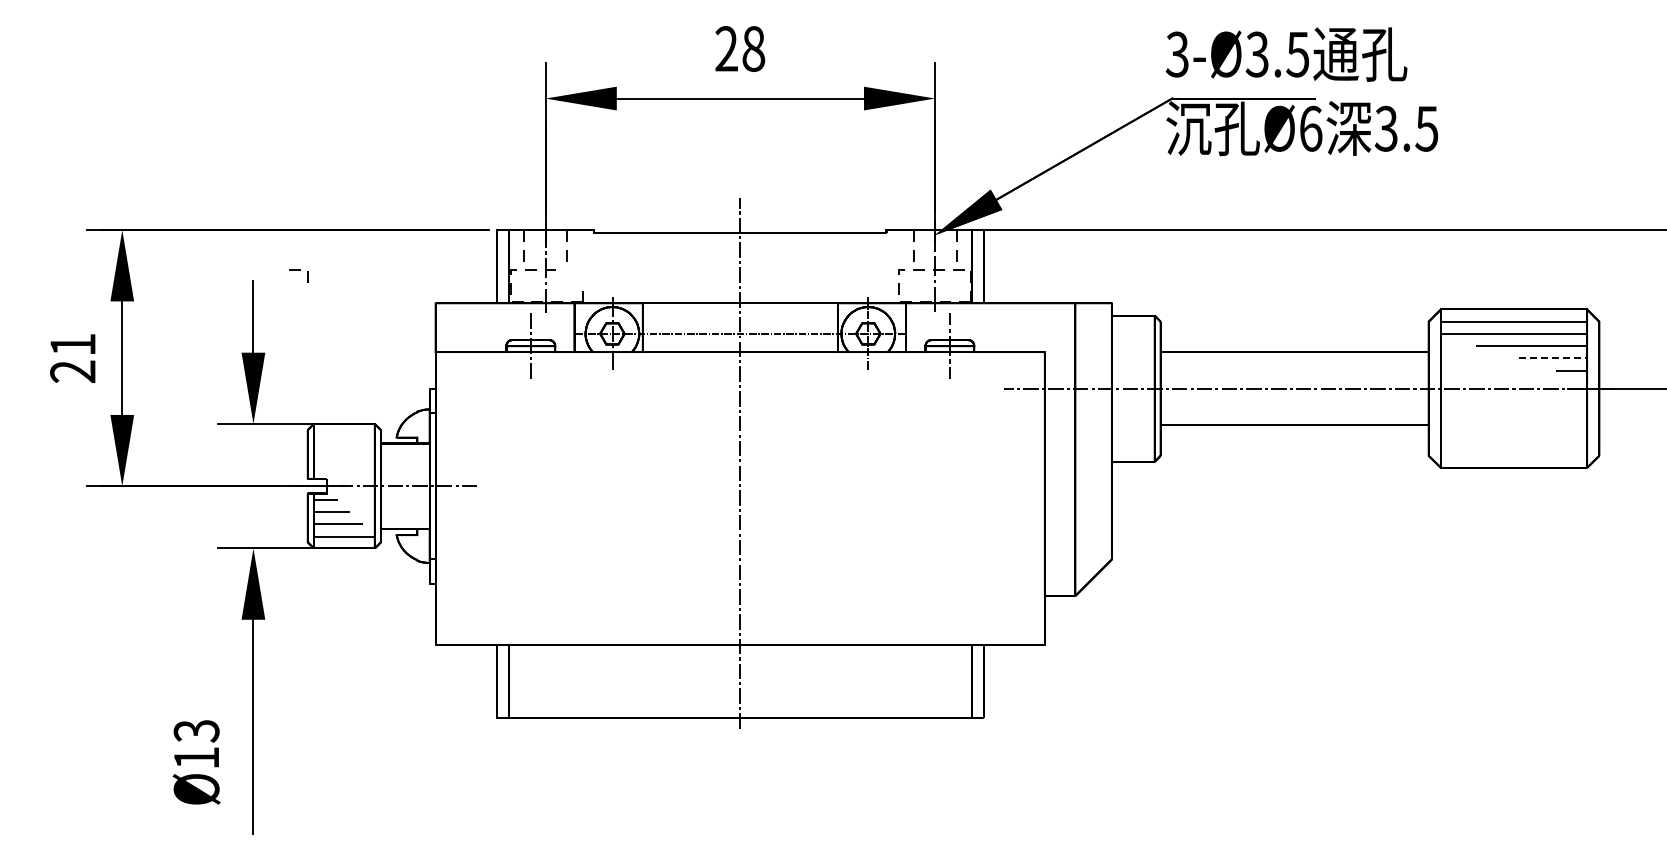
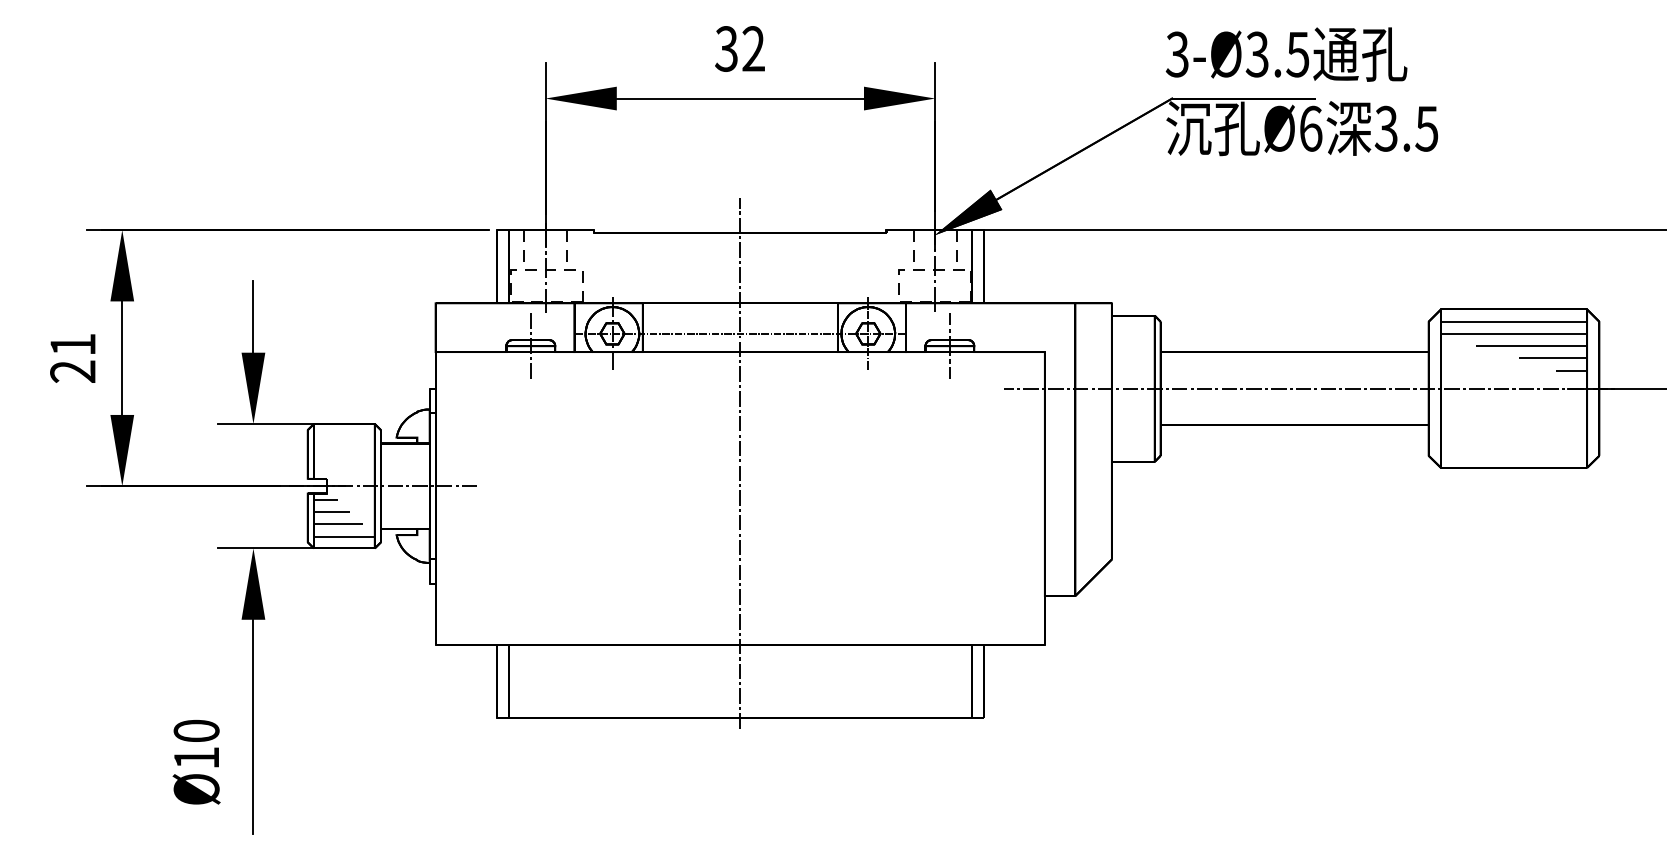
text: 28 -> 32 (740, 48)
part position: (298, 275) -> (573, 275) (573, 275)
line: dashed -> solid (1553, 358)
text: Ø13 -> Ø10 (196, 730)
